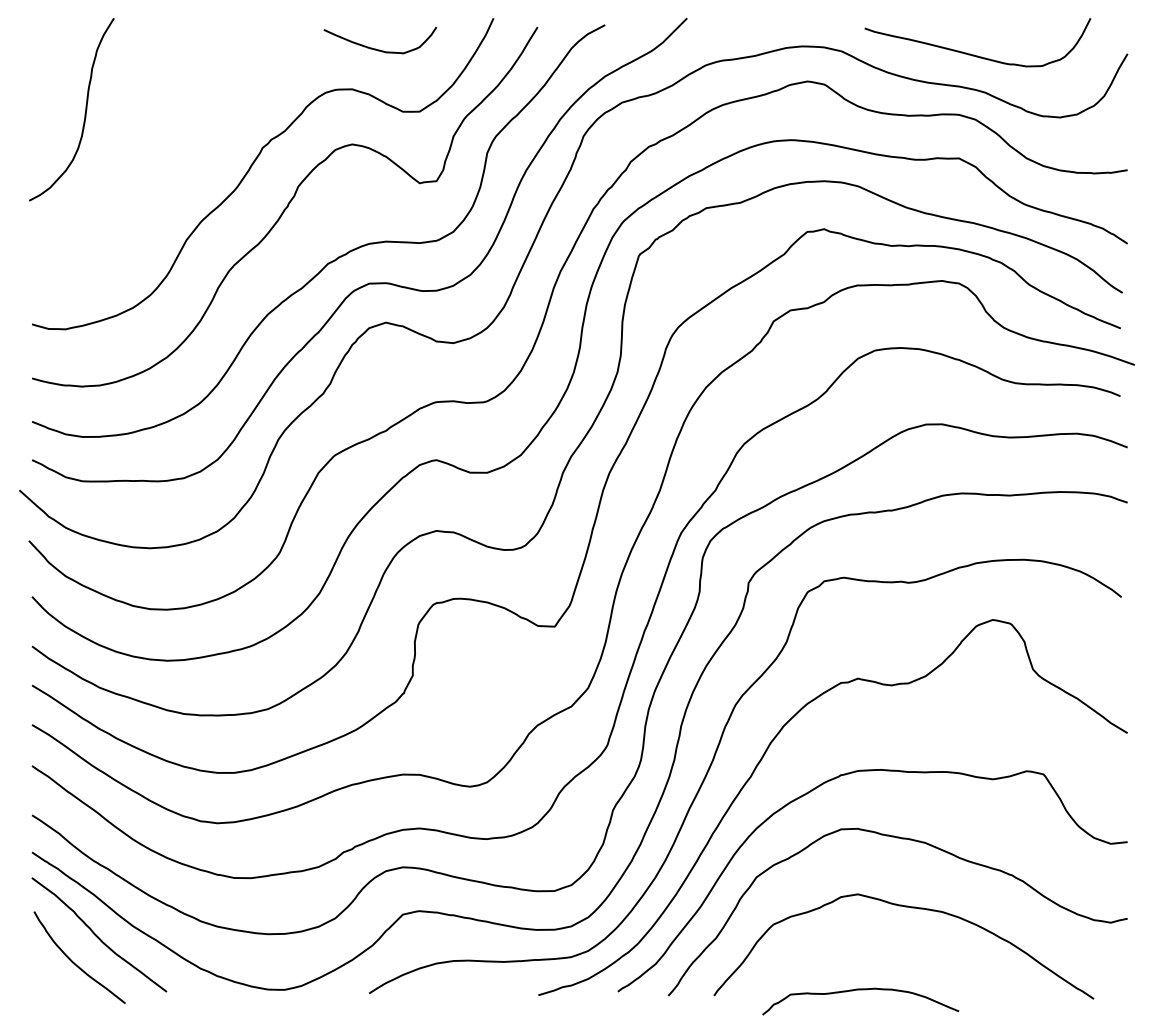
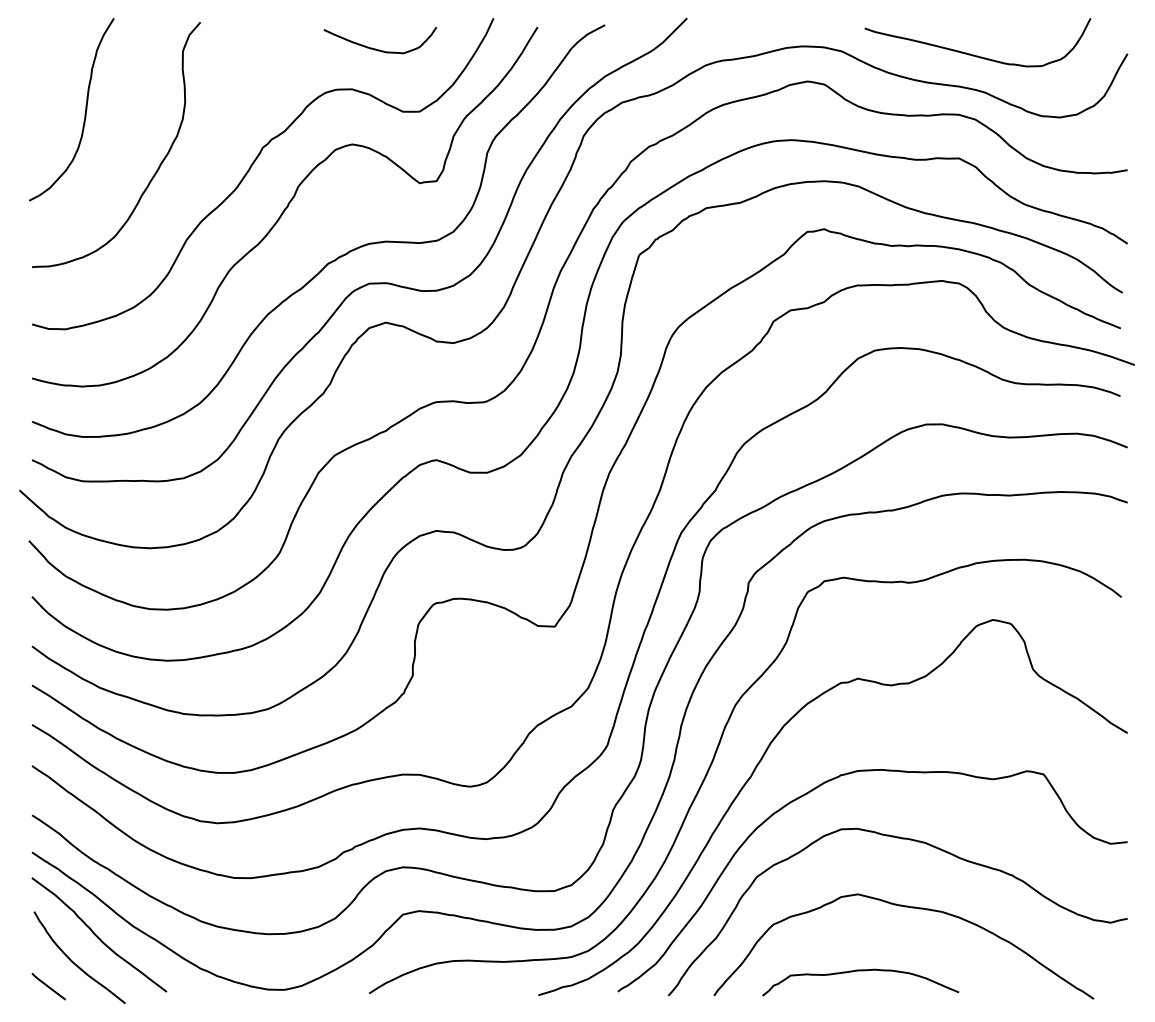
curve: none -> present (155, 171)
line: none -> present (48, 986)
curve position: (860, 990) -> (860, 971) (860, 971)
